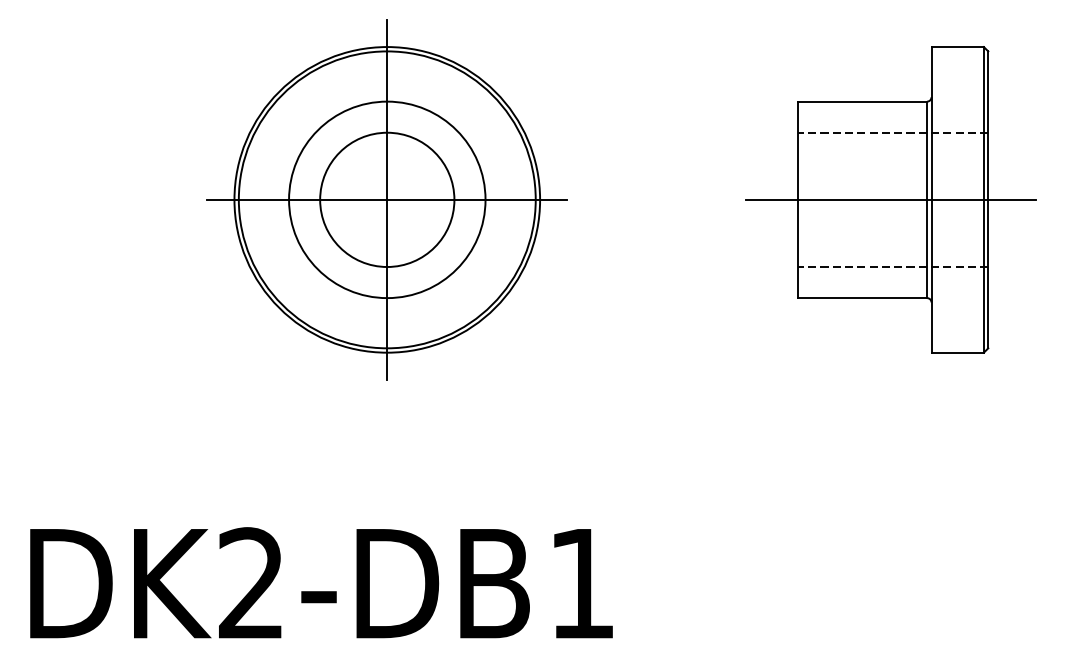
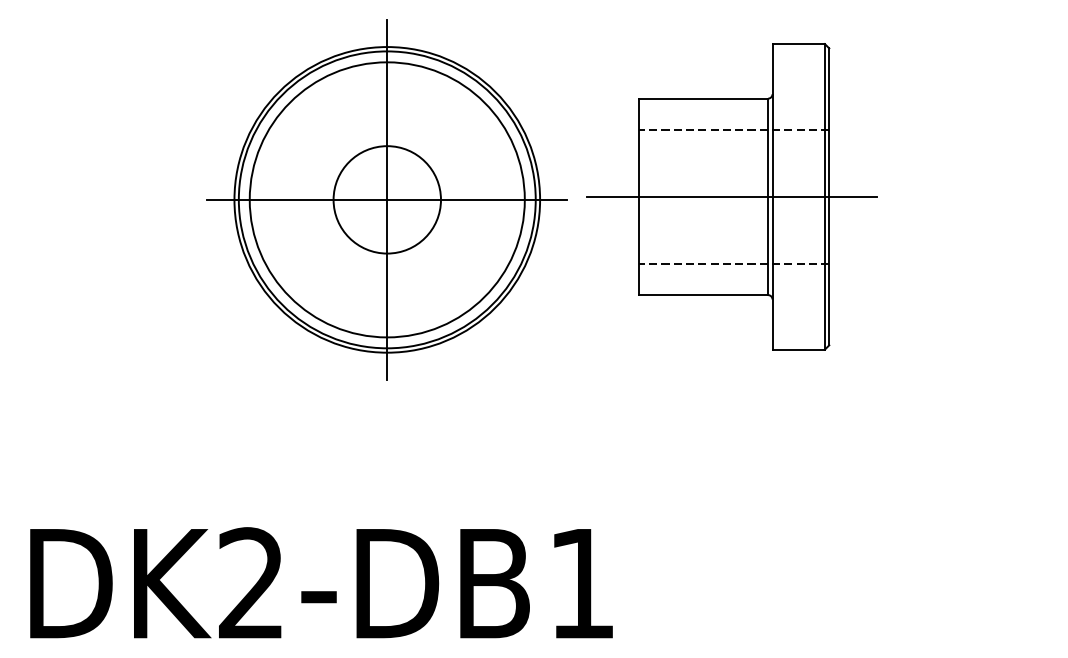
circle diameter: 134 px -> 107 px (387, 199)
circle diameter: 196 px -> 275 px (386, 199)
part position: (890, 199) -> (731, 196) (731, 196)
